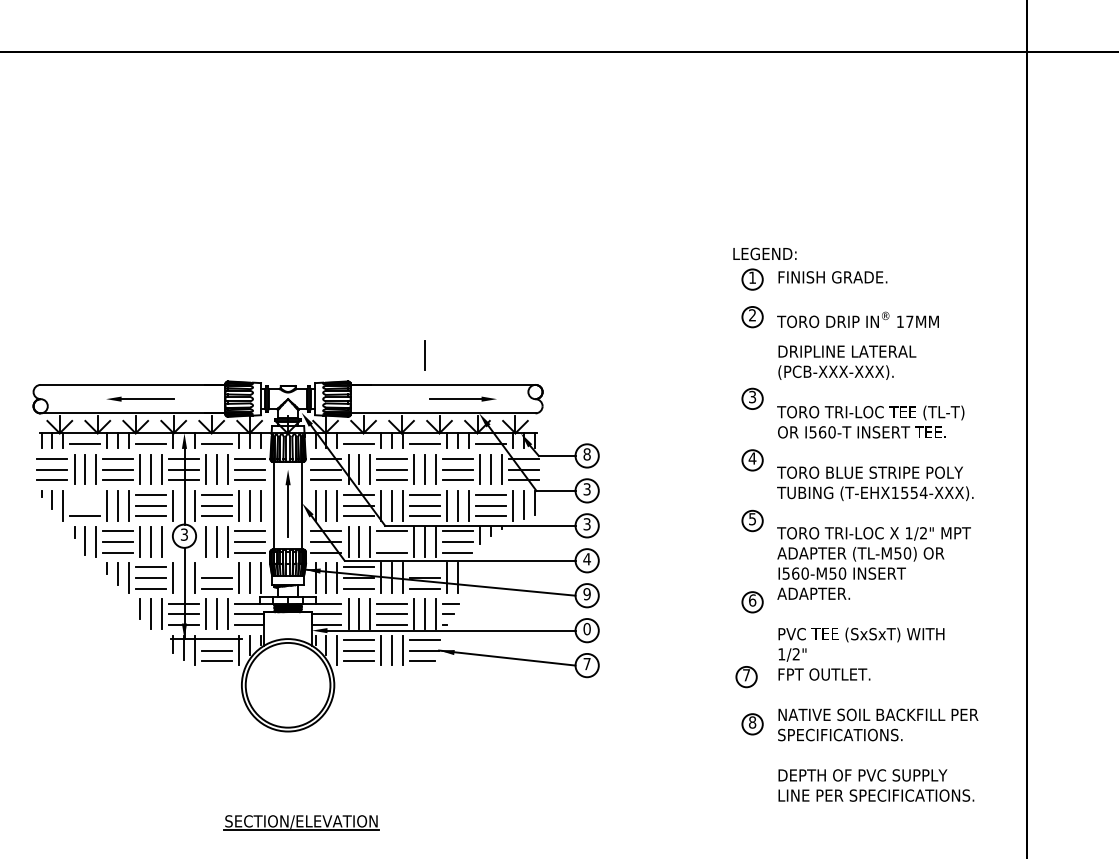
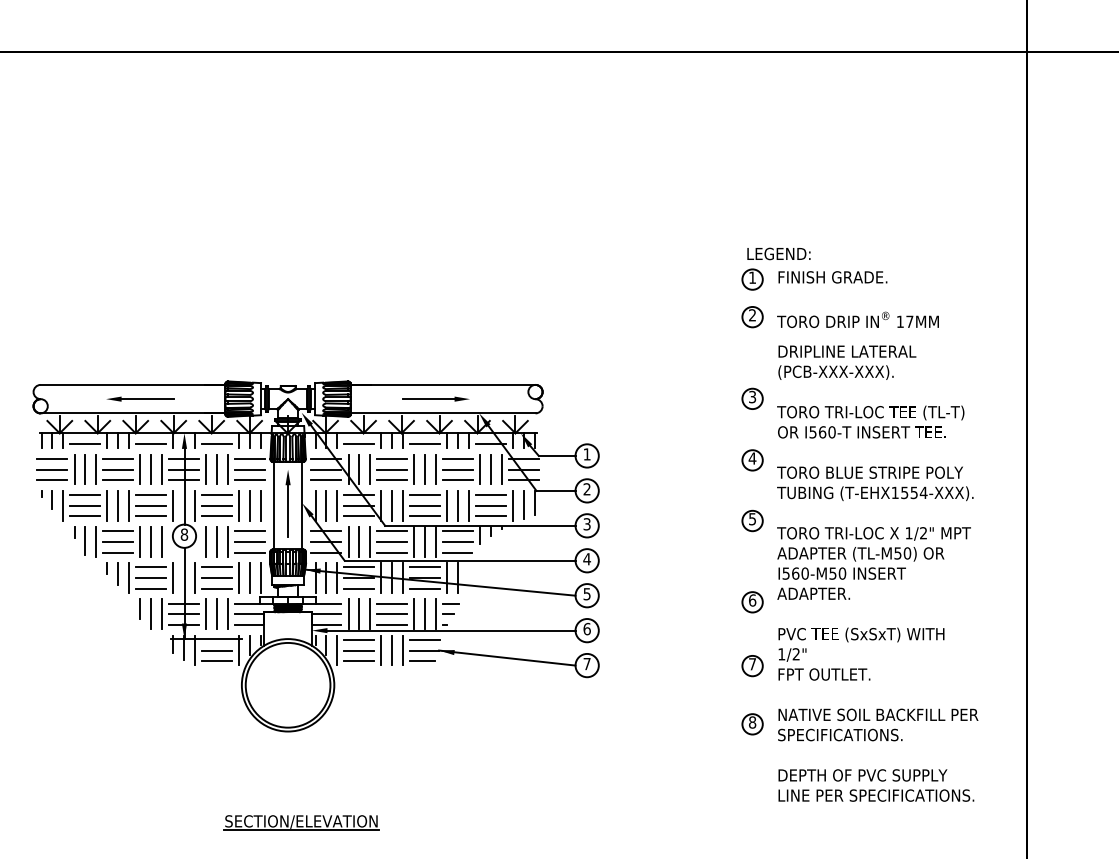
text position: (764, 253) -> (778, 253) (778, 253)
line: present -> none (424, 355)
part position: (462, 398) -> (435, 398) (435, 398)
text: 8 -> 1 (586, 454)
text: 3 -> 2 (586, 489)
line: none -> present (85, 495)
line: none -> present (85, 505)
text: 3 -> 8 (184, 534)
line: none -> present (392, 541)
line: none -> present (216, 567)
line: none -> present (424, 567)
text: 9 -> 5 (586, 593)
text: 0 -> 6 (586, 628)
part position: (746, 677) -> (752, 666) (752, 666)
